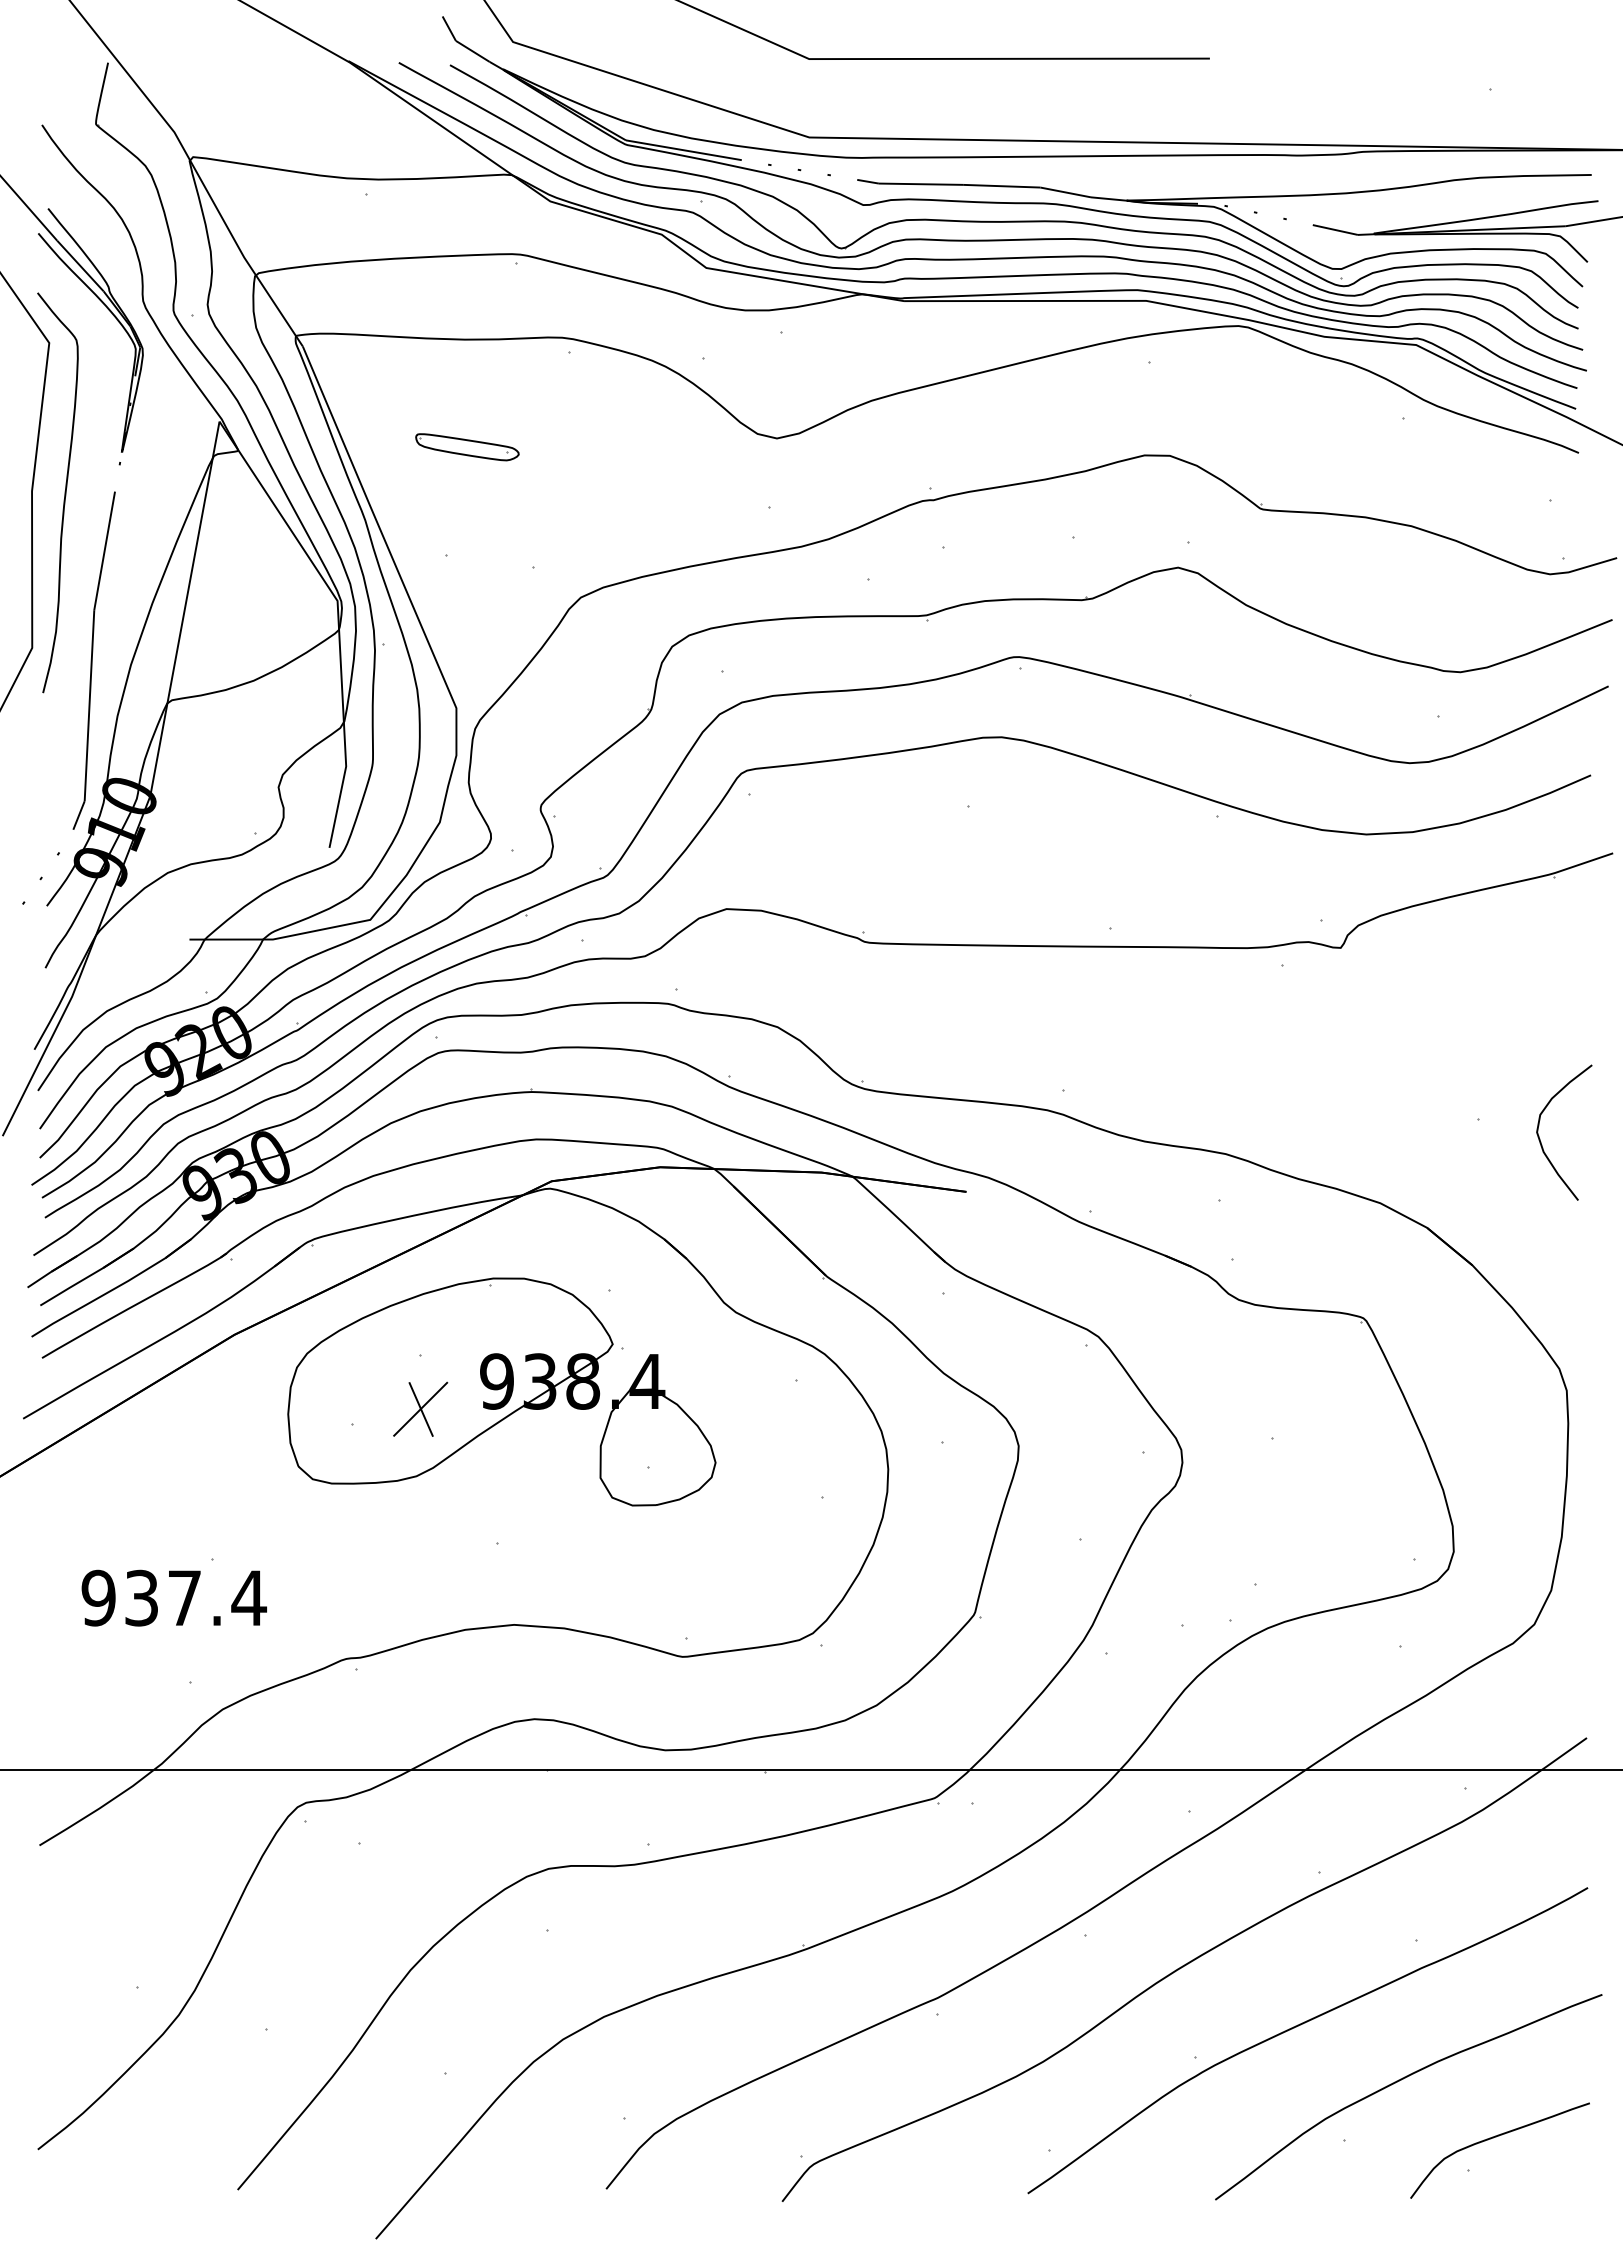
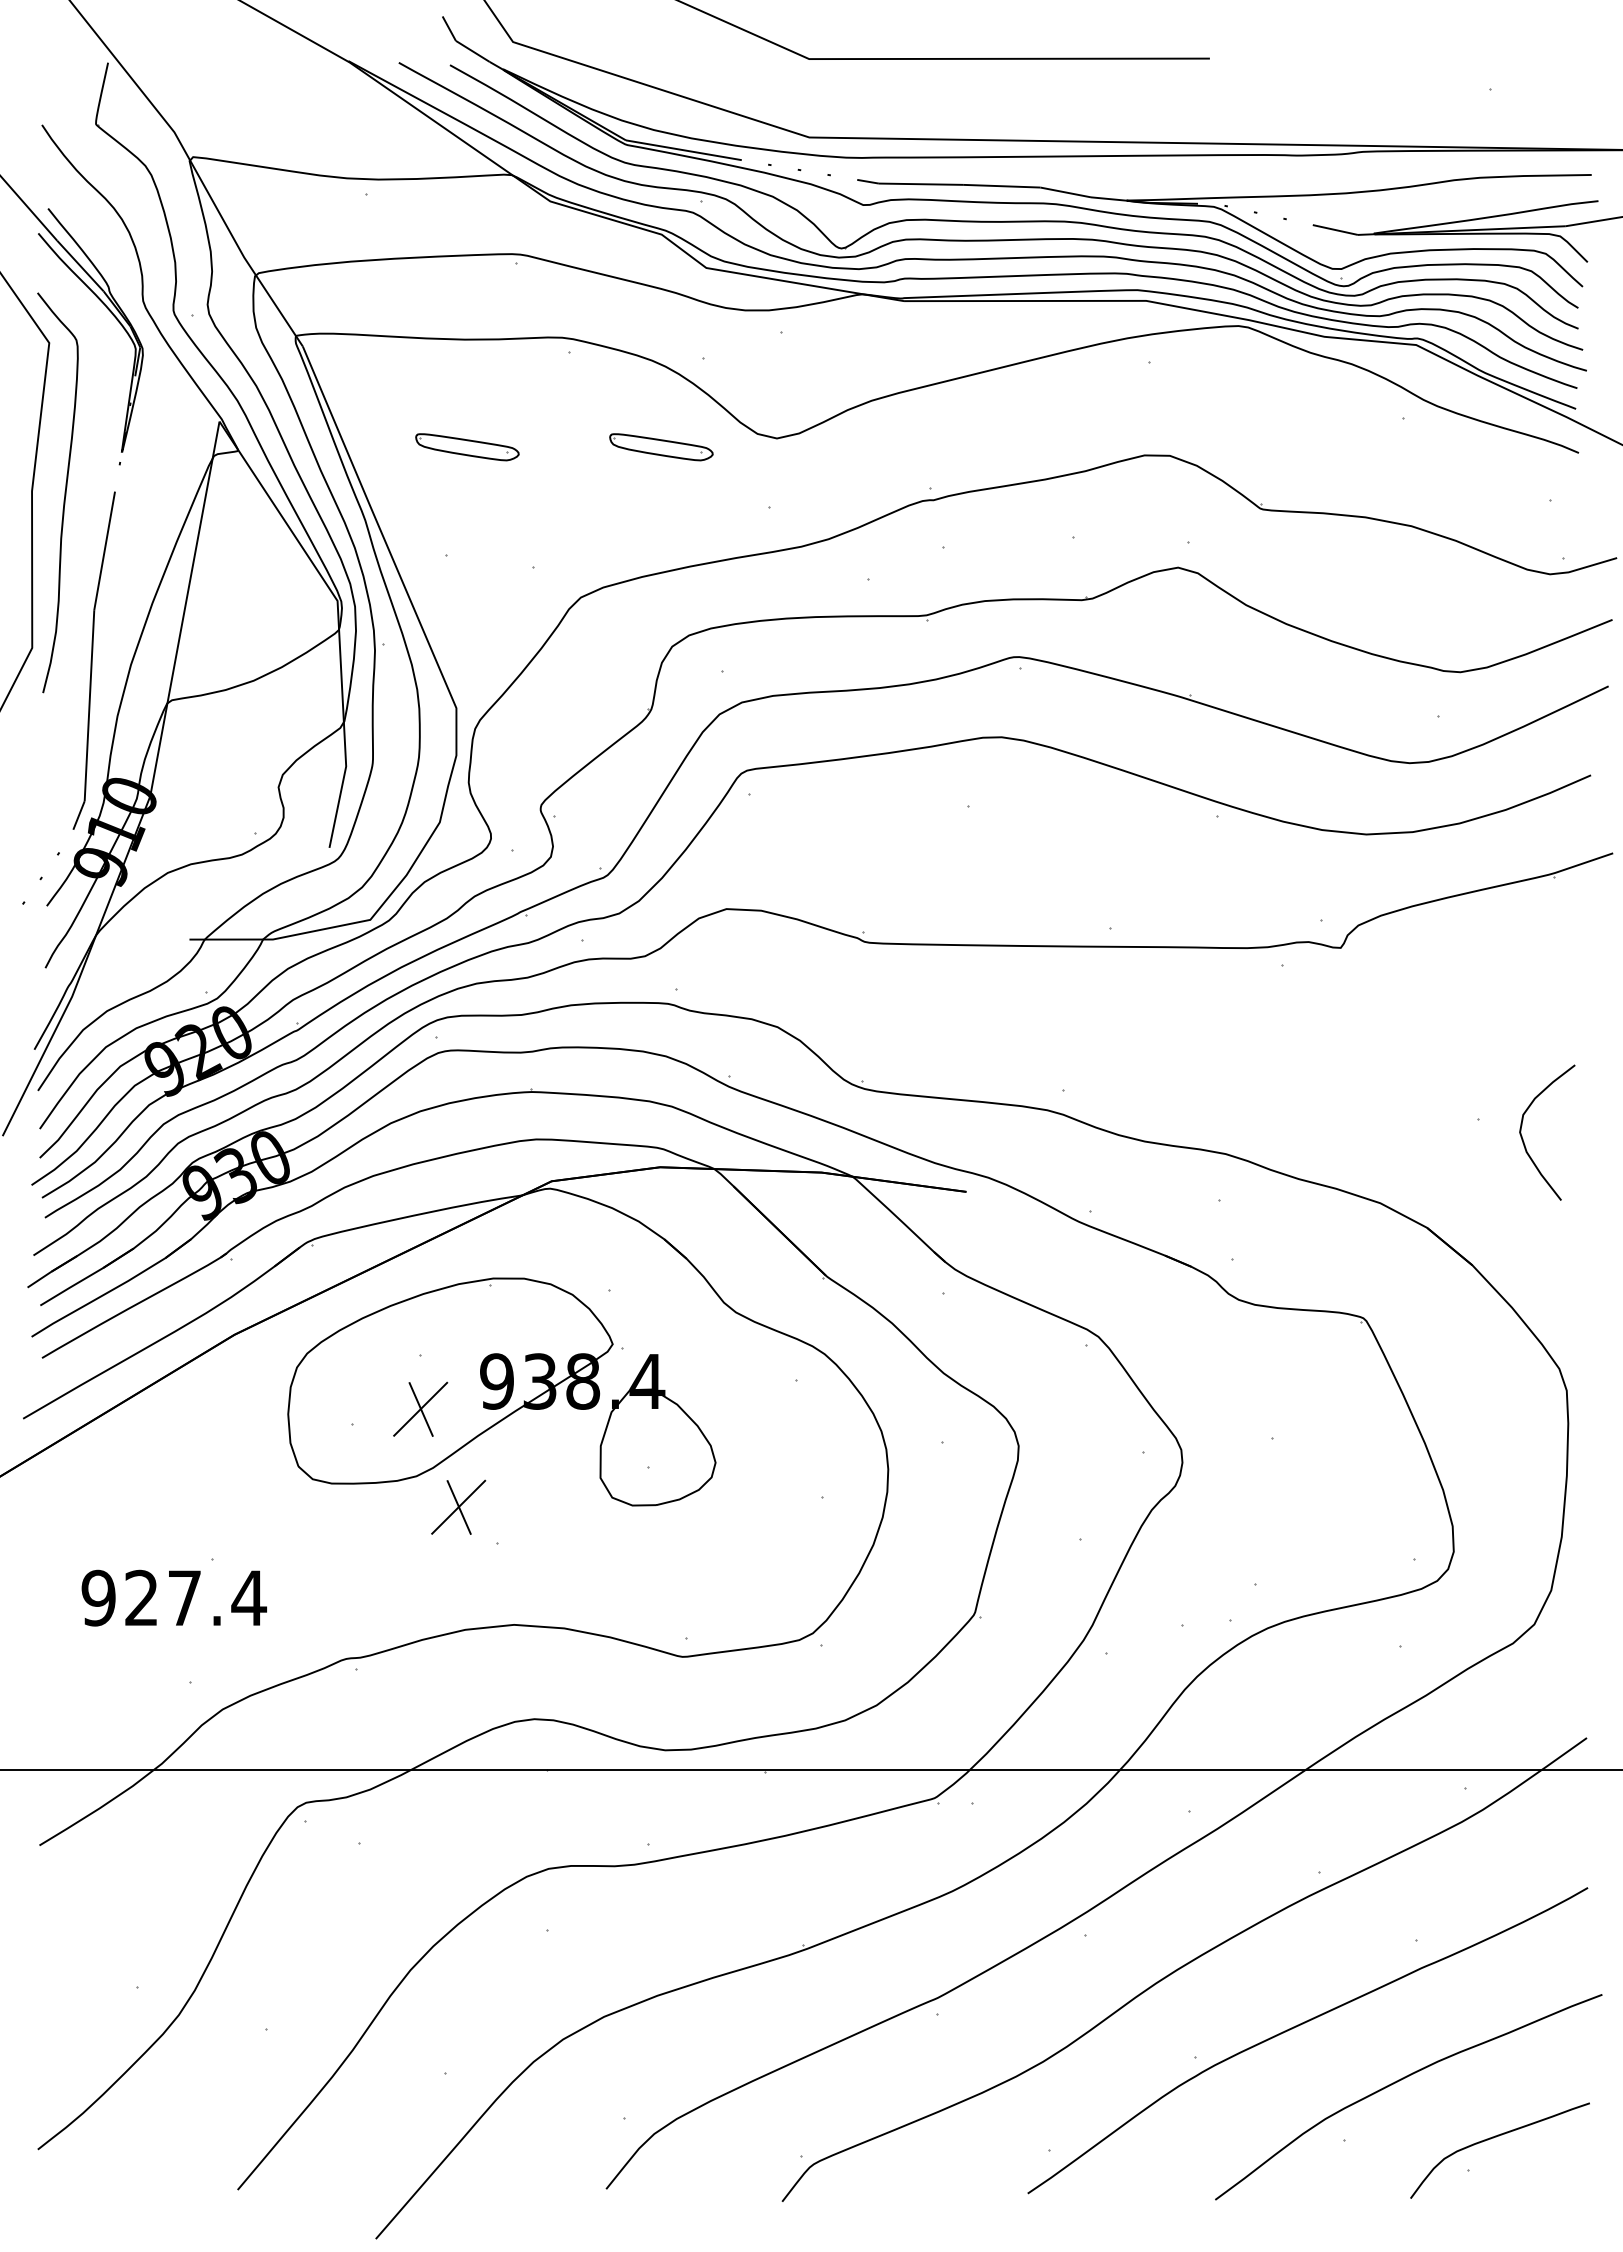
part: none -> present (661, 447)
curve position: (1541, 1141) -> (1524, 1141) (1524, 1141)
part: none -> present (458, 1506)
text: 937.4 -> 927.4 (141, 1598)
